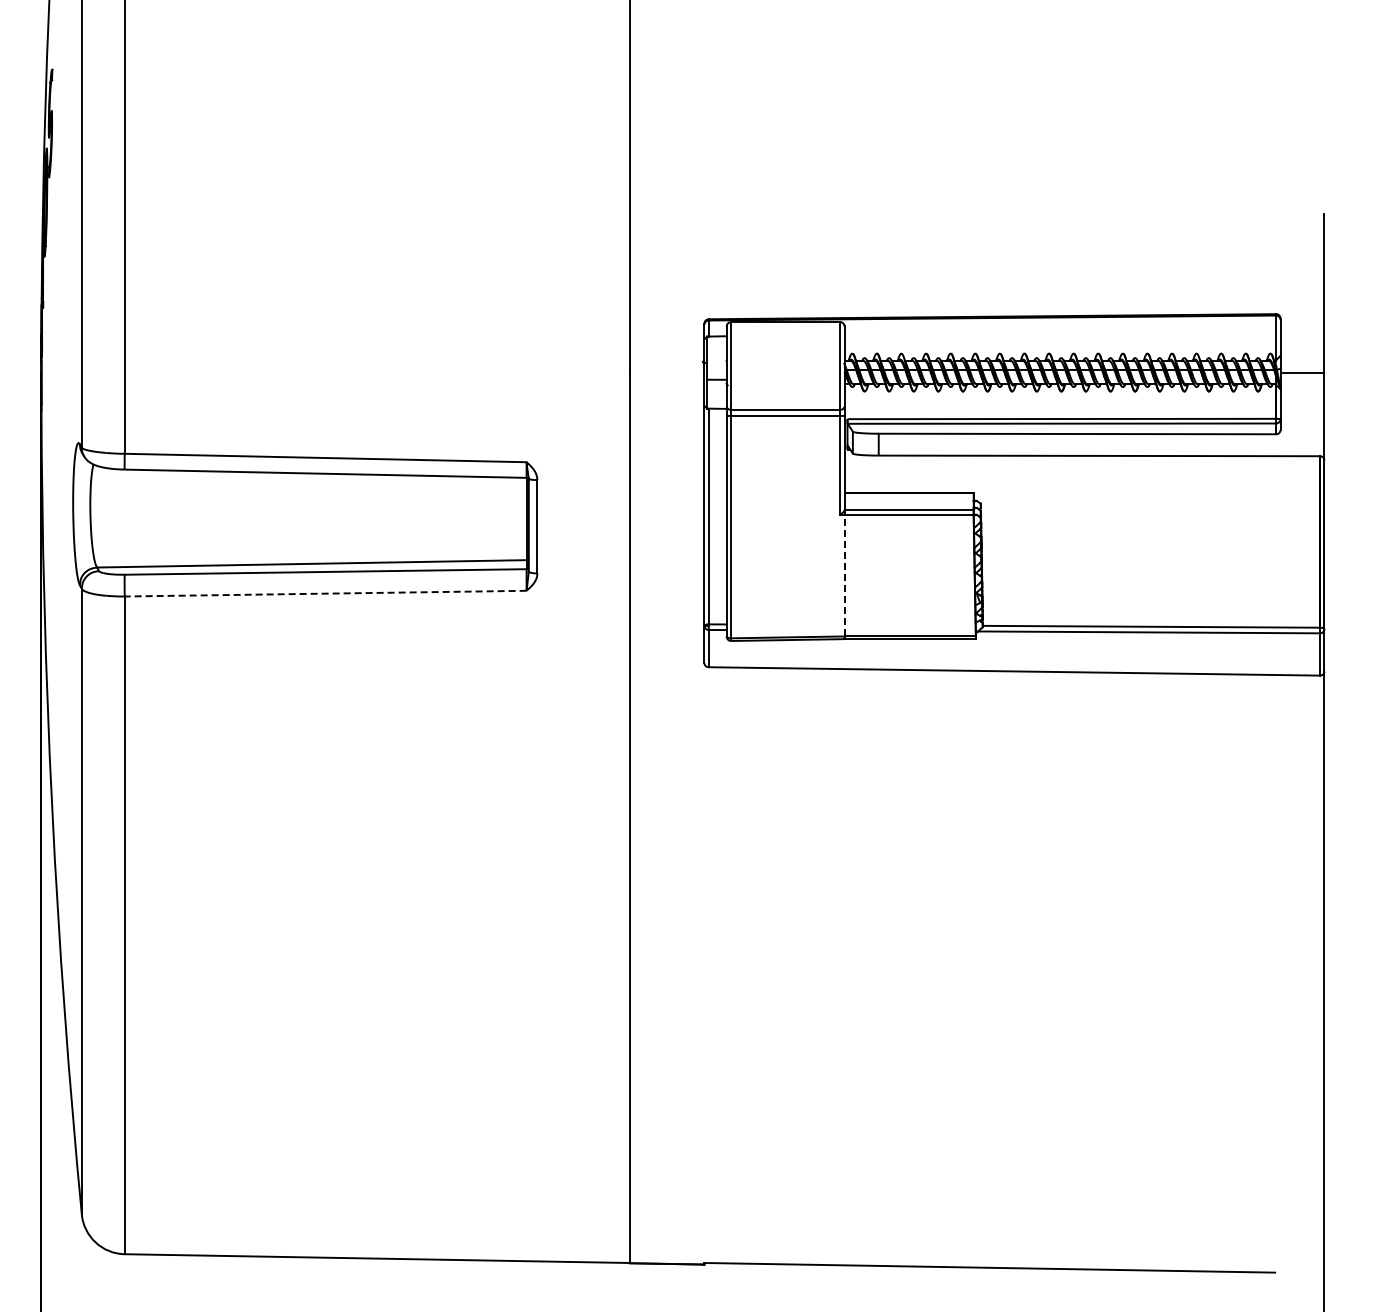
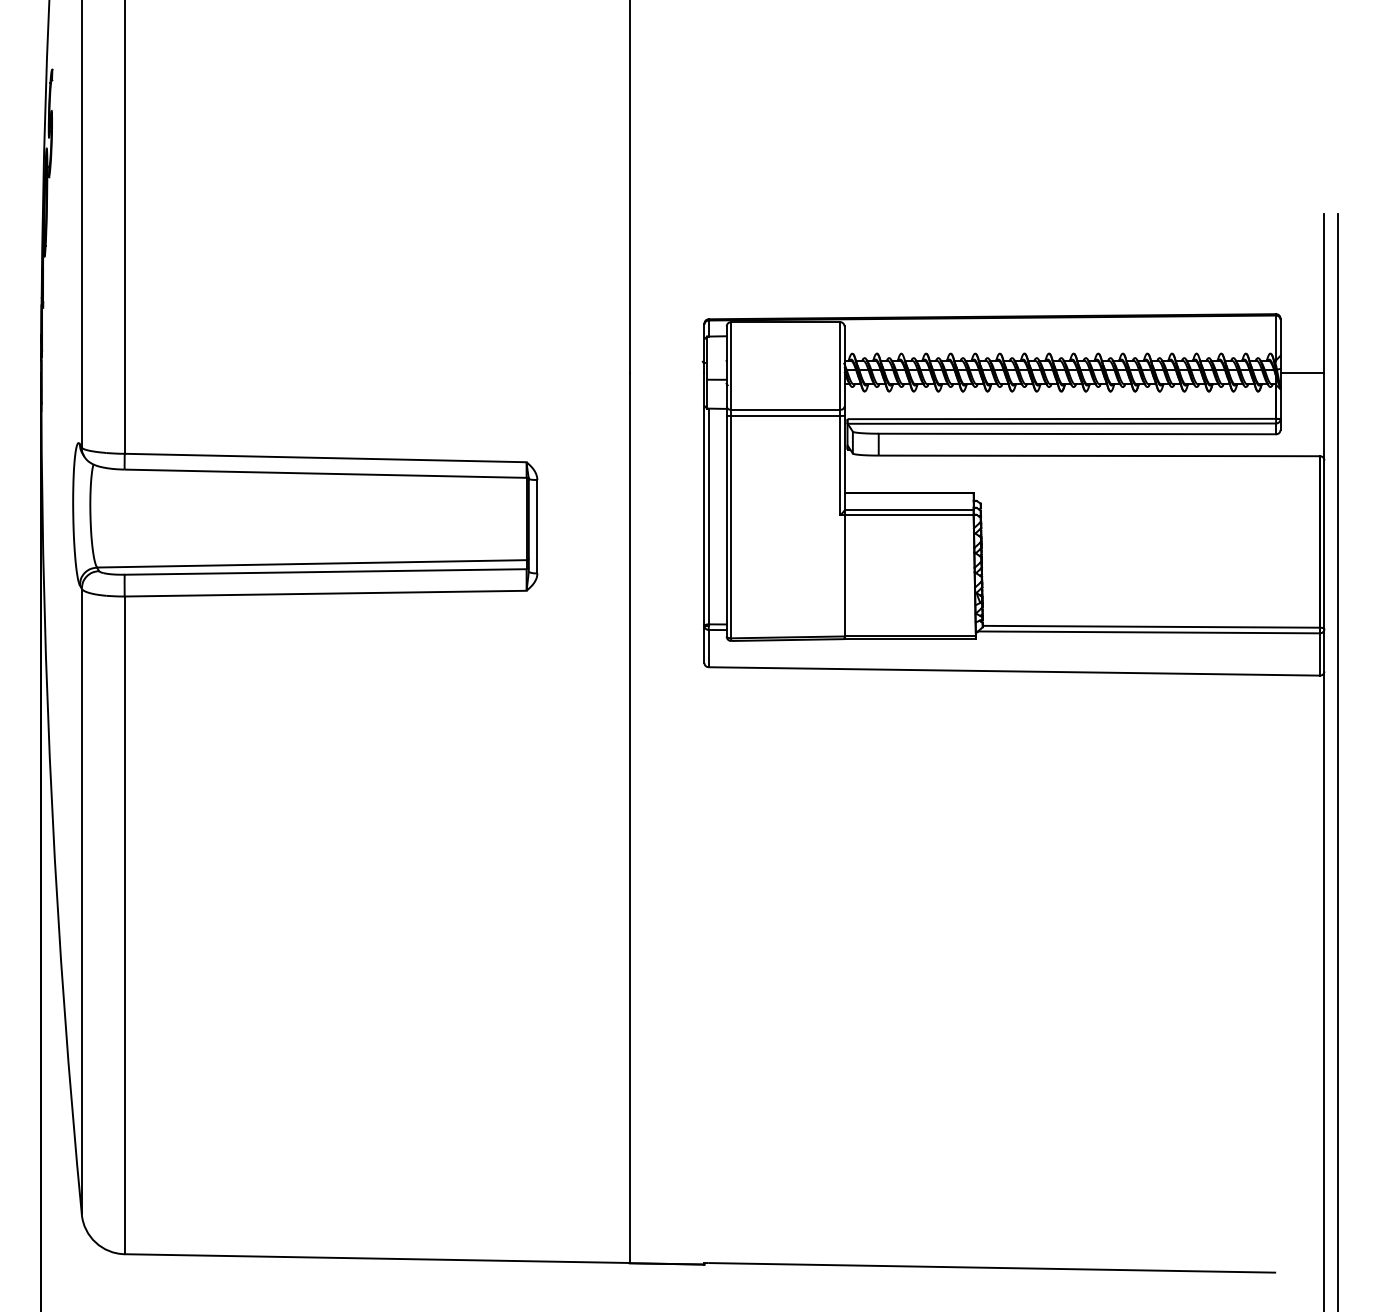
line: dashed -> solid (844, 575)
line: dashed -> solid (325, 593)
line: none -> present (1337, 761)
